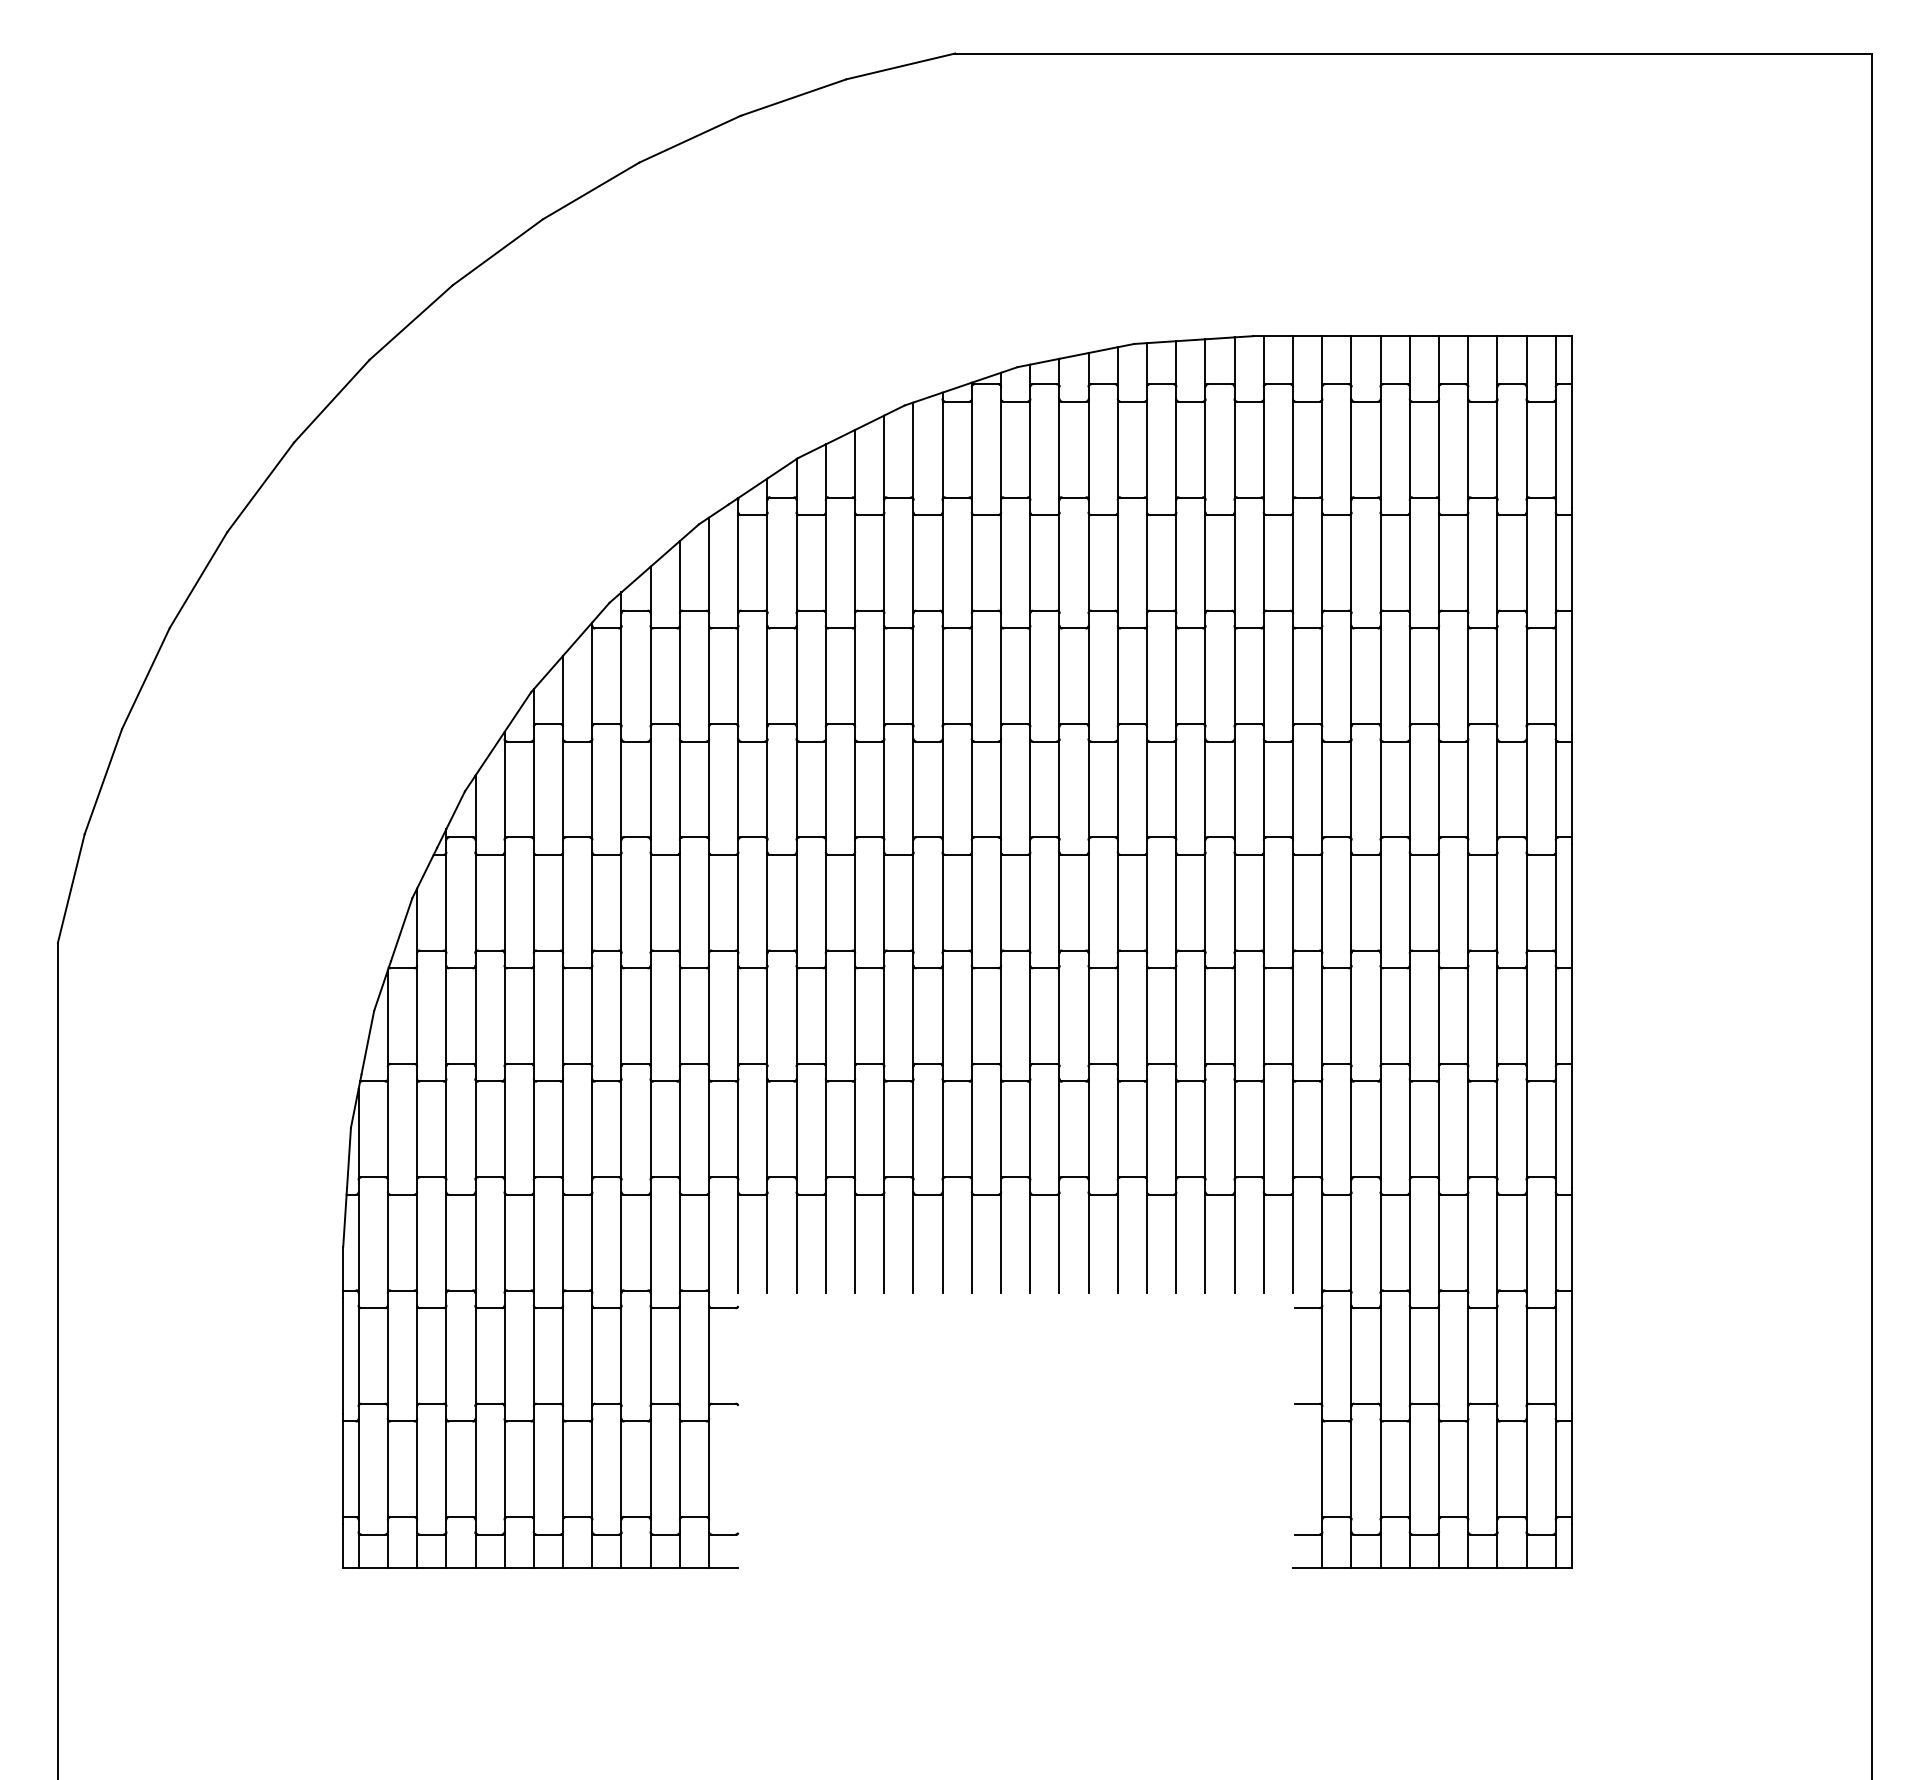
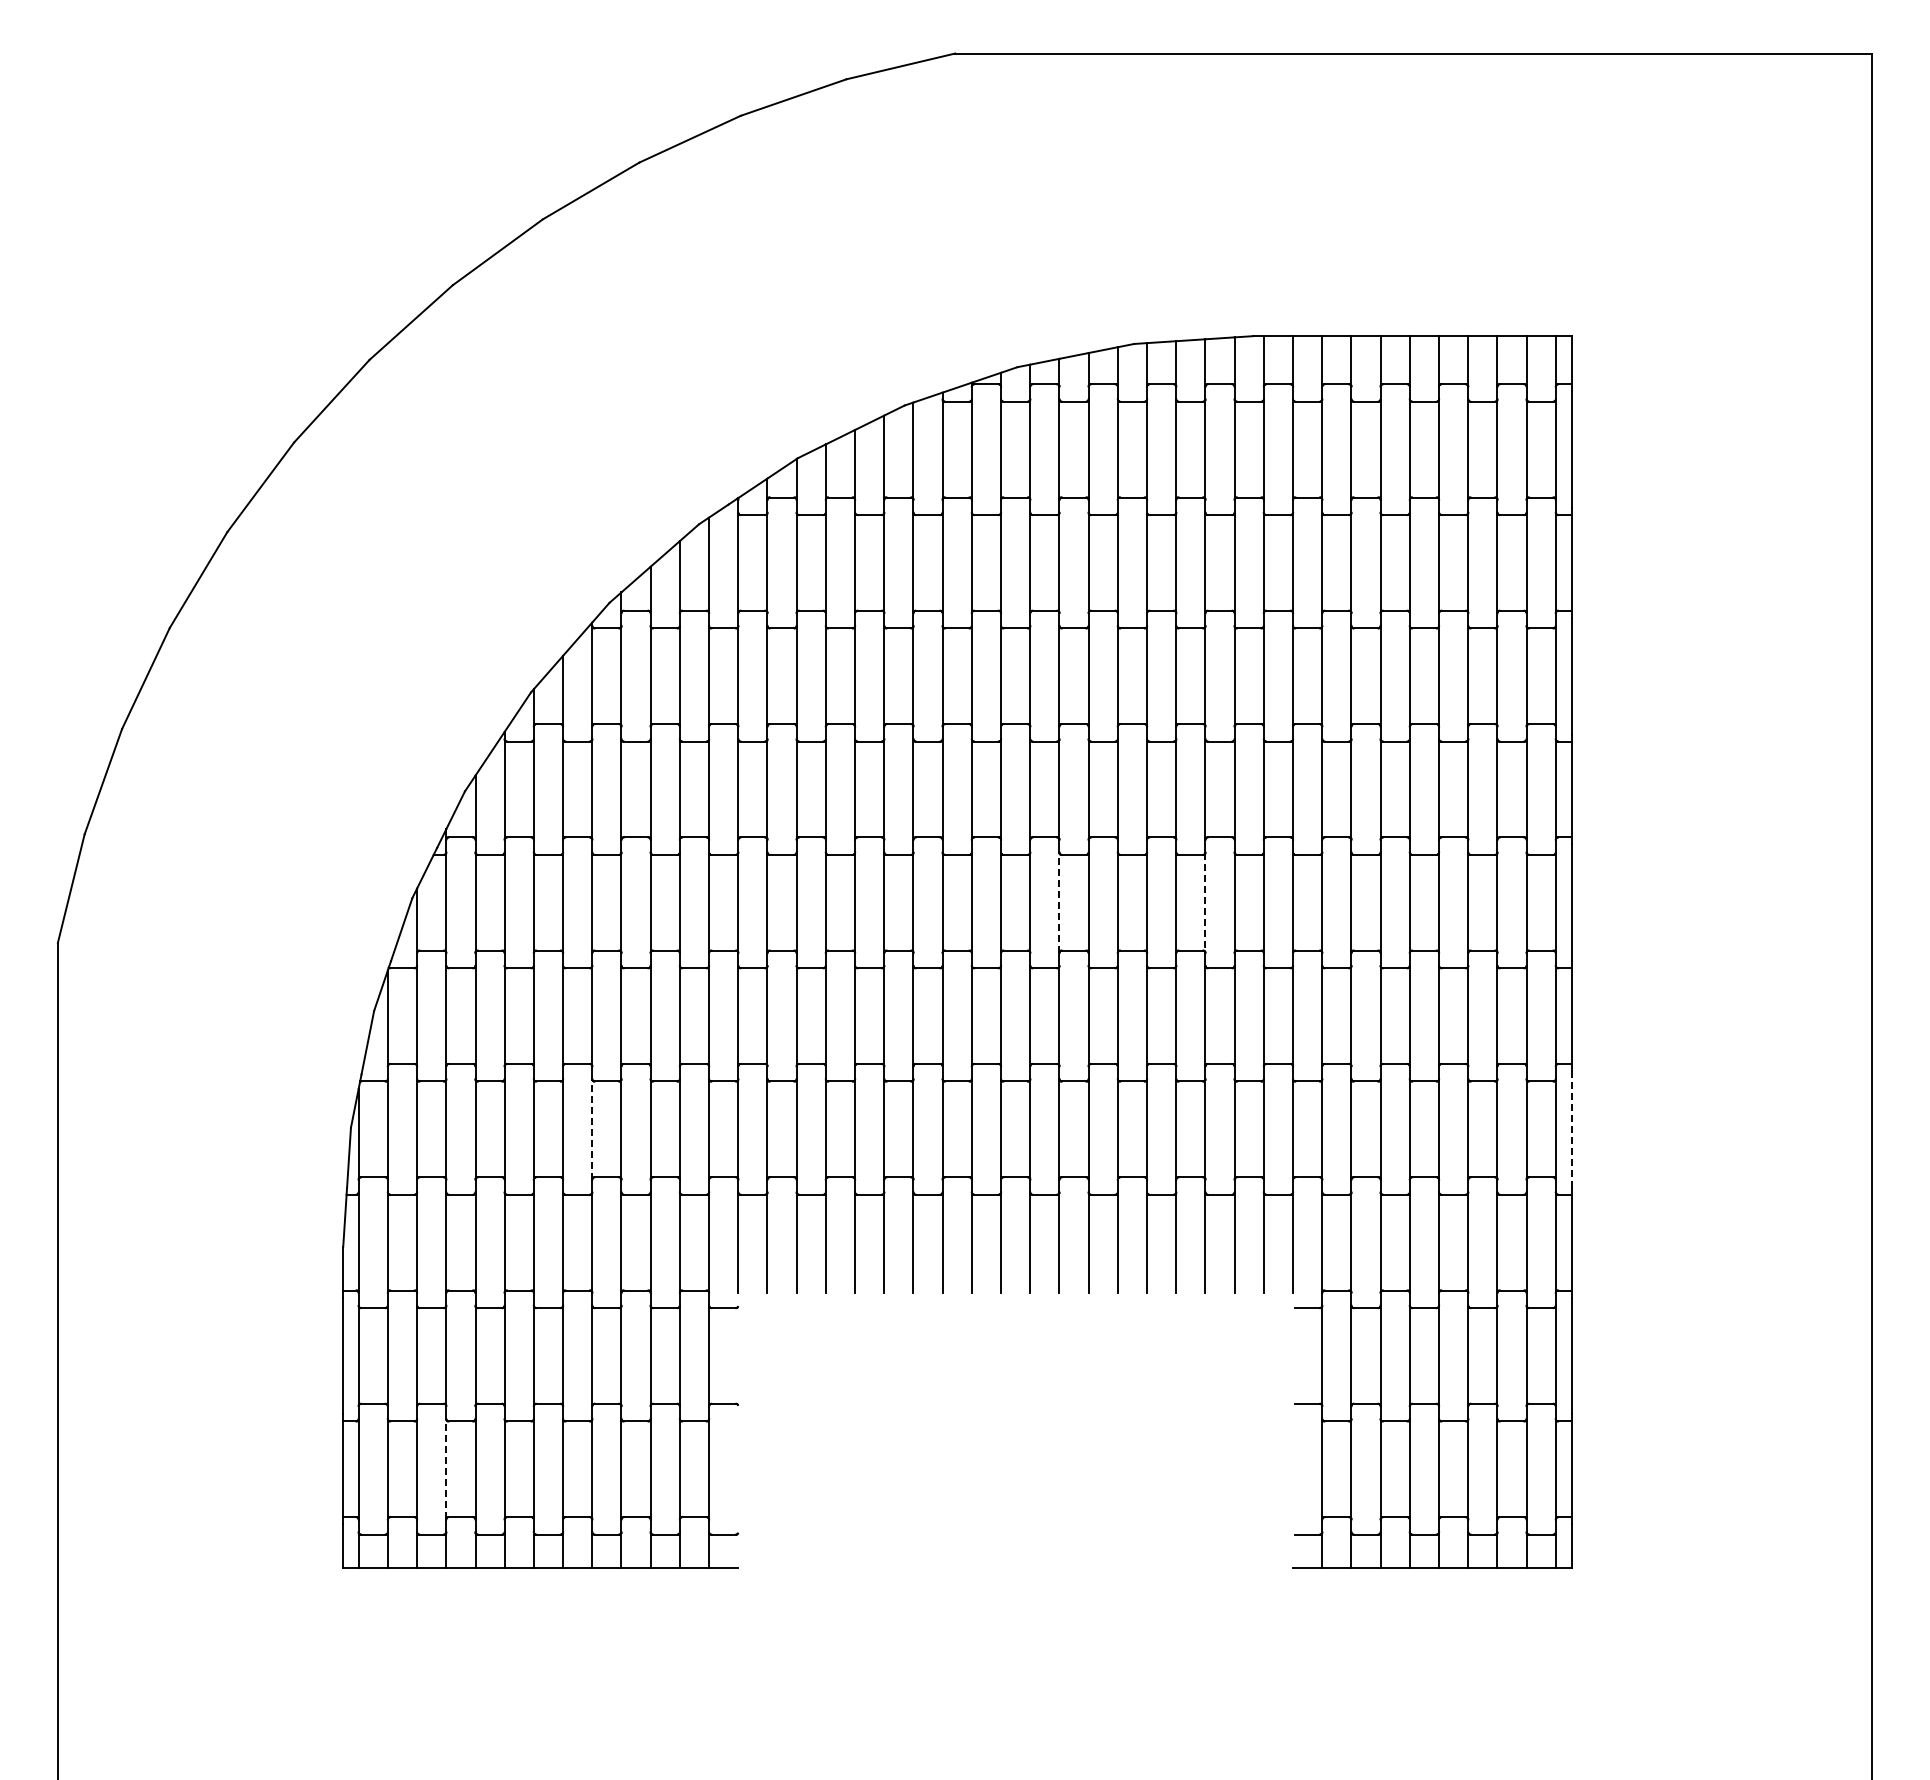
line: solid -> dashed (1059, 902)
line: solid -> dashed (1205, 903)
line: solid -> dashed (592, 1128)
line: solid -> dashed (1571, 1129)
line: solid -> dashed (446, 1468)
